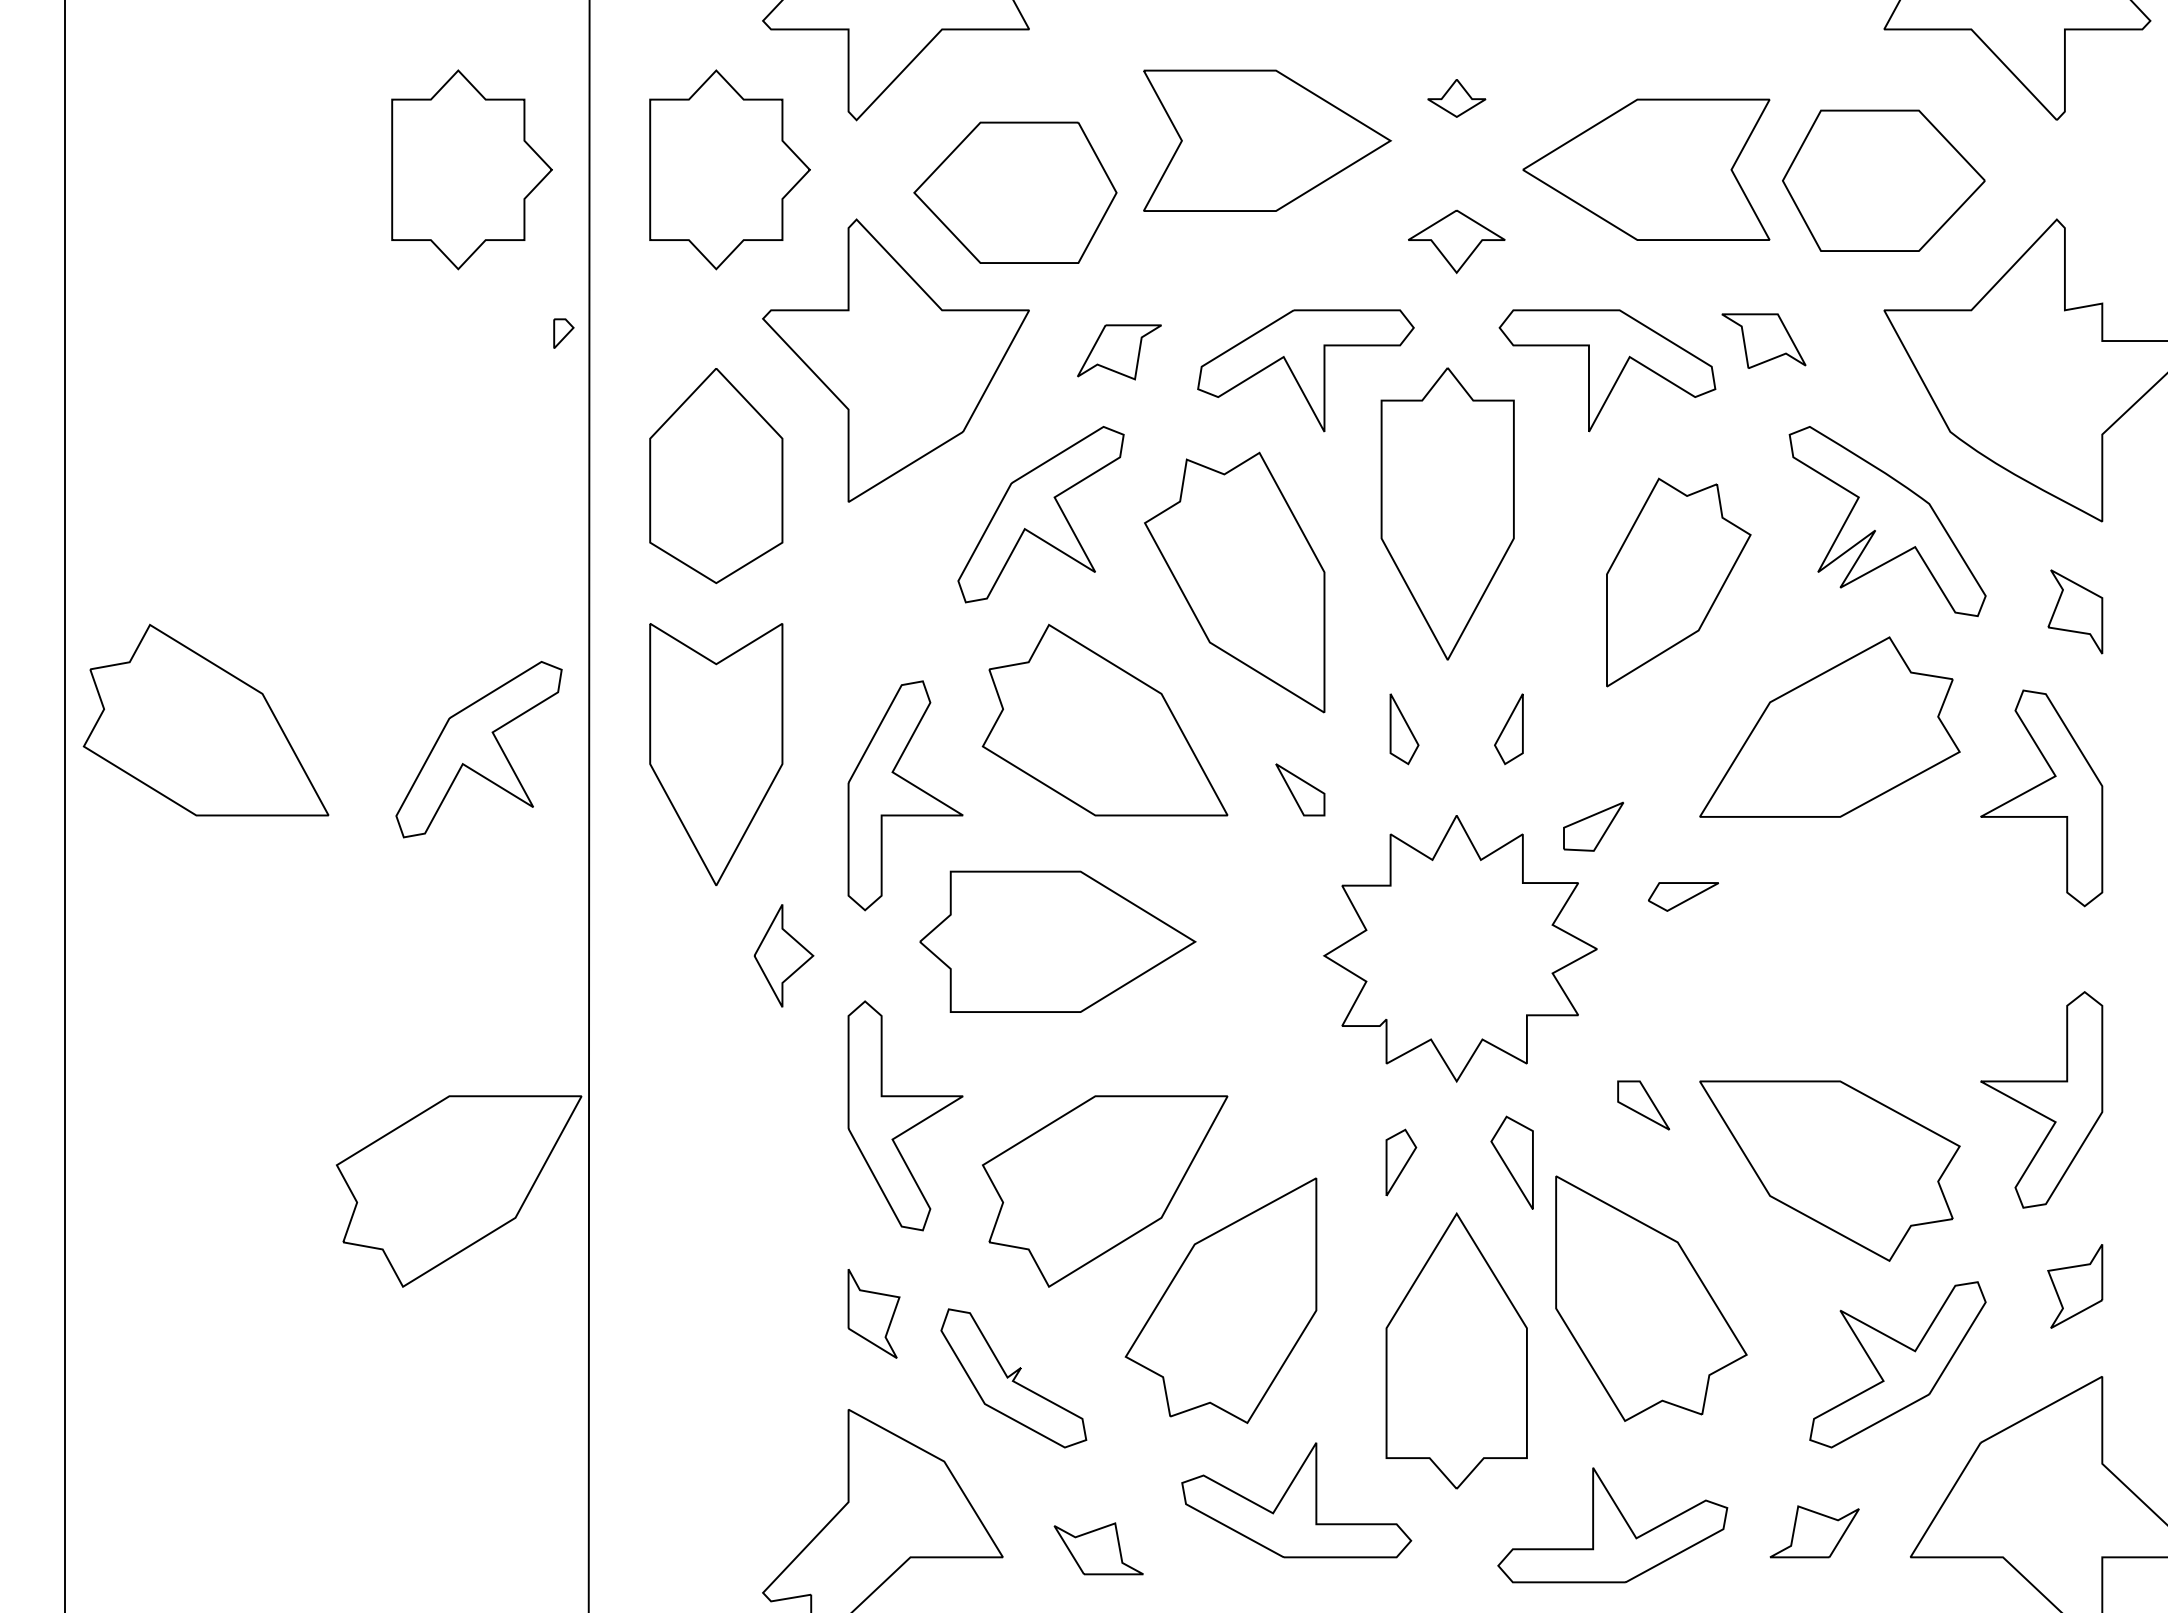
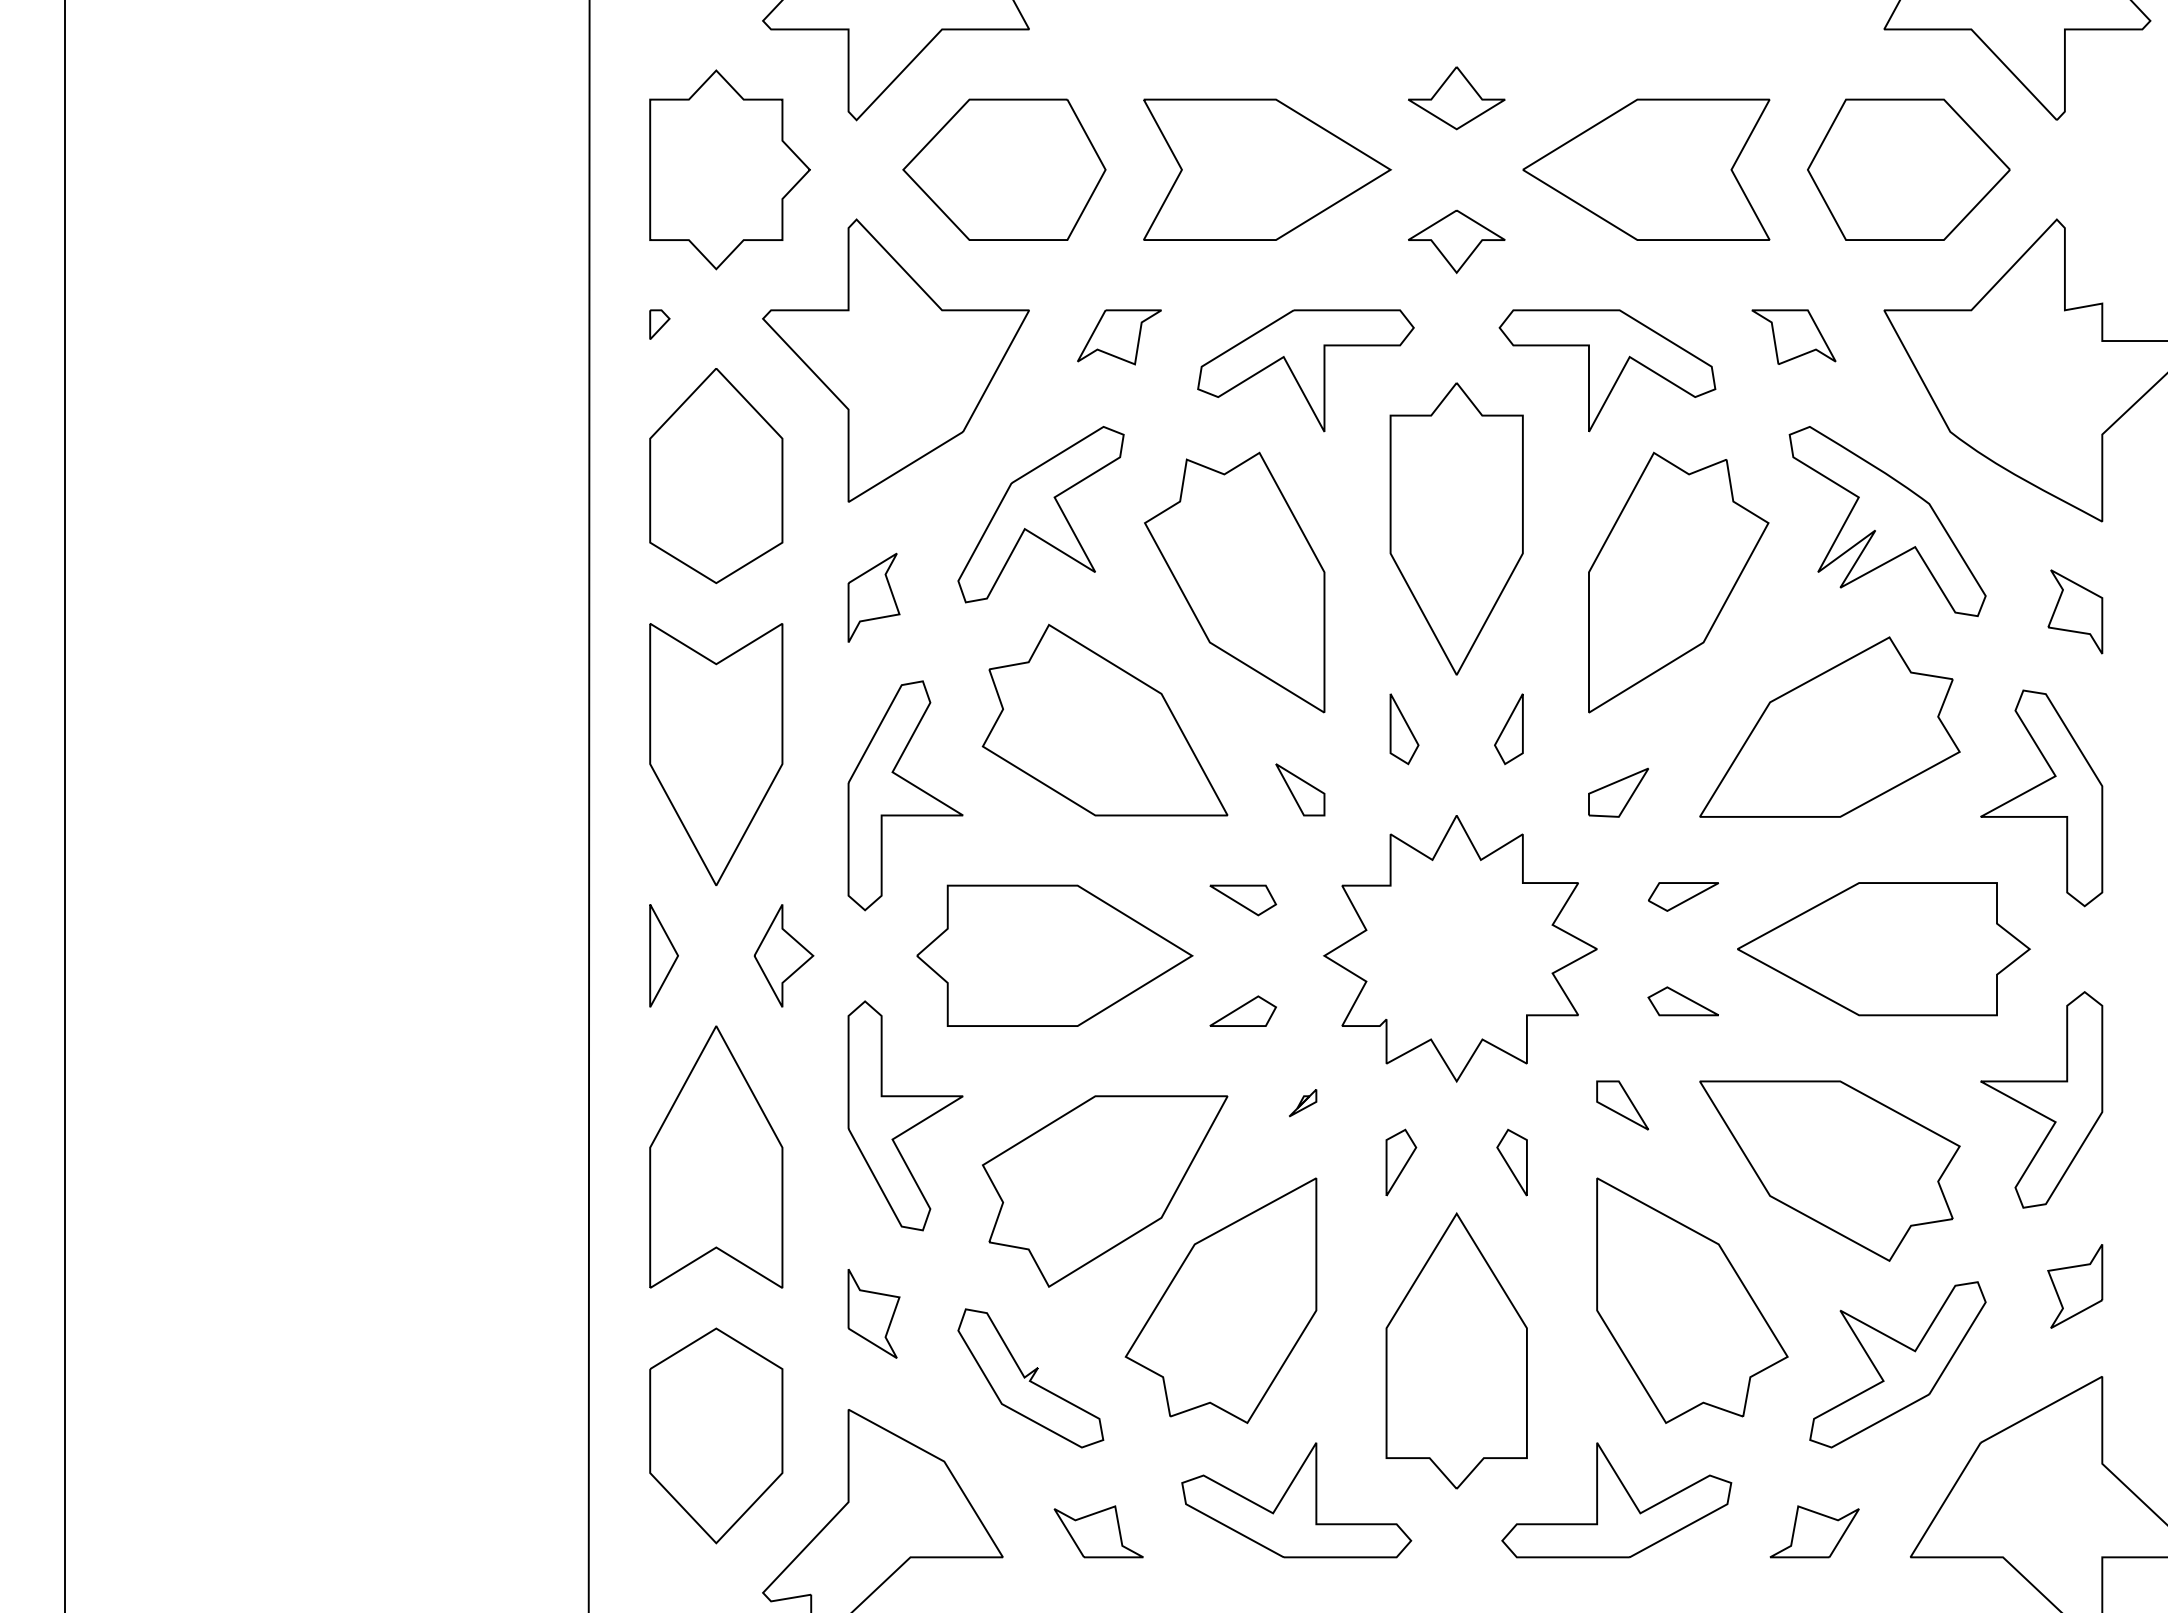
part size: 60x39 px -> 98x65 px (1456, 98)
part position: (1267, 140) -> (1267, 169) (1267, 169)
part: present -> none (471, 169)
part position: (1883, 180) -> (1908, 169) (1908, 169)
part position: (1015, 192) -> (1004, 169) (1004, 169)
part position: (563, 333) -> (659, 324) (659, 324)
part position: (1763, 340) -> (1793, 336) (1793, 336)
part position: (1119, 352) -> (1119, 337) (1119, 337)
part position: (1447, 513) -> (1456, 528) (1456, 528)
part size: 146x211 px -> 182x263 px (1678, 582)
part: none -> present (873, 597)
part: present -> none (205, 719)
part: present -> none (478, 749)
part position: (1593, 826) -> (1618, 792) (1618, 792)
part: none -> present (1243, 900)
part position: (1057, 941) -> (1054, 955) (1054, 955)
part: none -> present (1883, 949)
part: none -> present (663, 955)
part: none -> present (1682, 1001)
part: none -> present (1242, 1010)
part: none -> present (1303, 1103)
part position: (1643, 1105) -> (1622, 1105) (1622, 1105)
part: none -> present (716, 1156)
part size: 44x95 px -> 32x69 px (1511, 1162)
part: present -> none (459, 1191)
part position: (1651, 1298) -> (1692, 1300) (1692, 1300)
part position: (1013, 1378) -> (1030, 1378) (1030, 1378)
part: none -> present (716, 1435)
part position: (1612, 1525) -> (1616, 1500) (1616, 1500)
part position: (1098, 1548) -> (1098, 1531) (1098, 1531)
